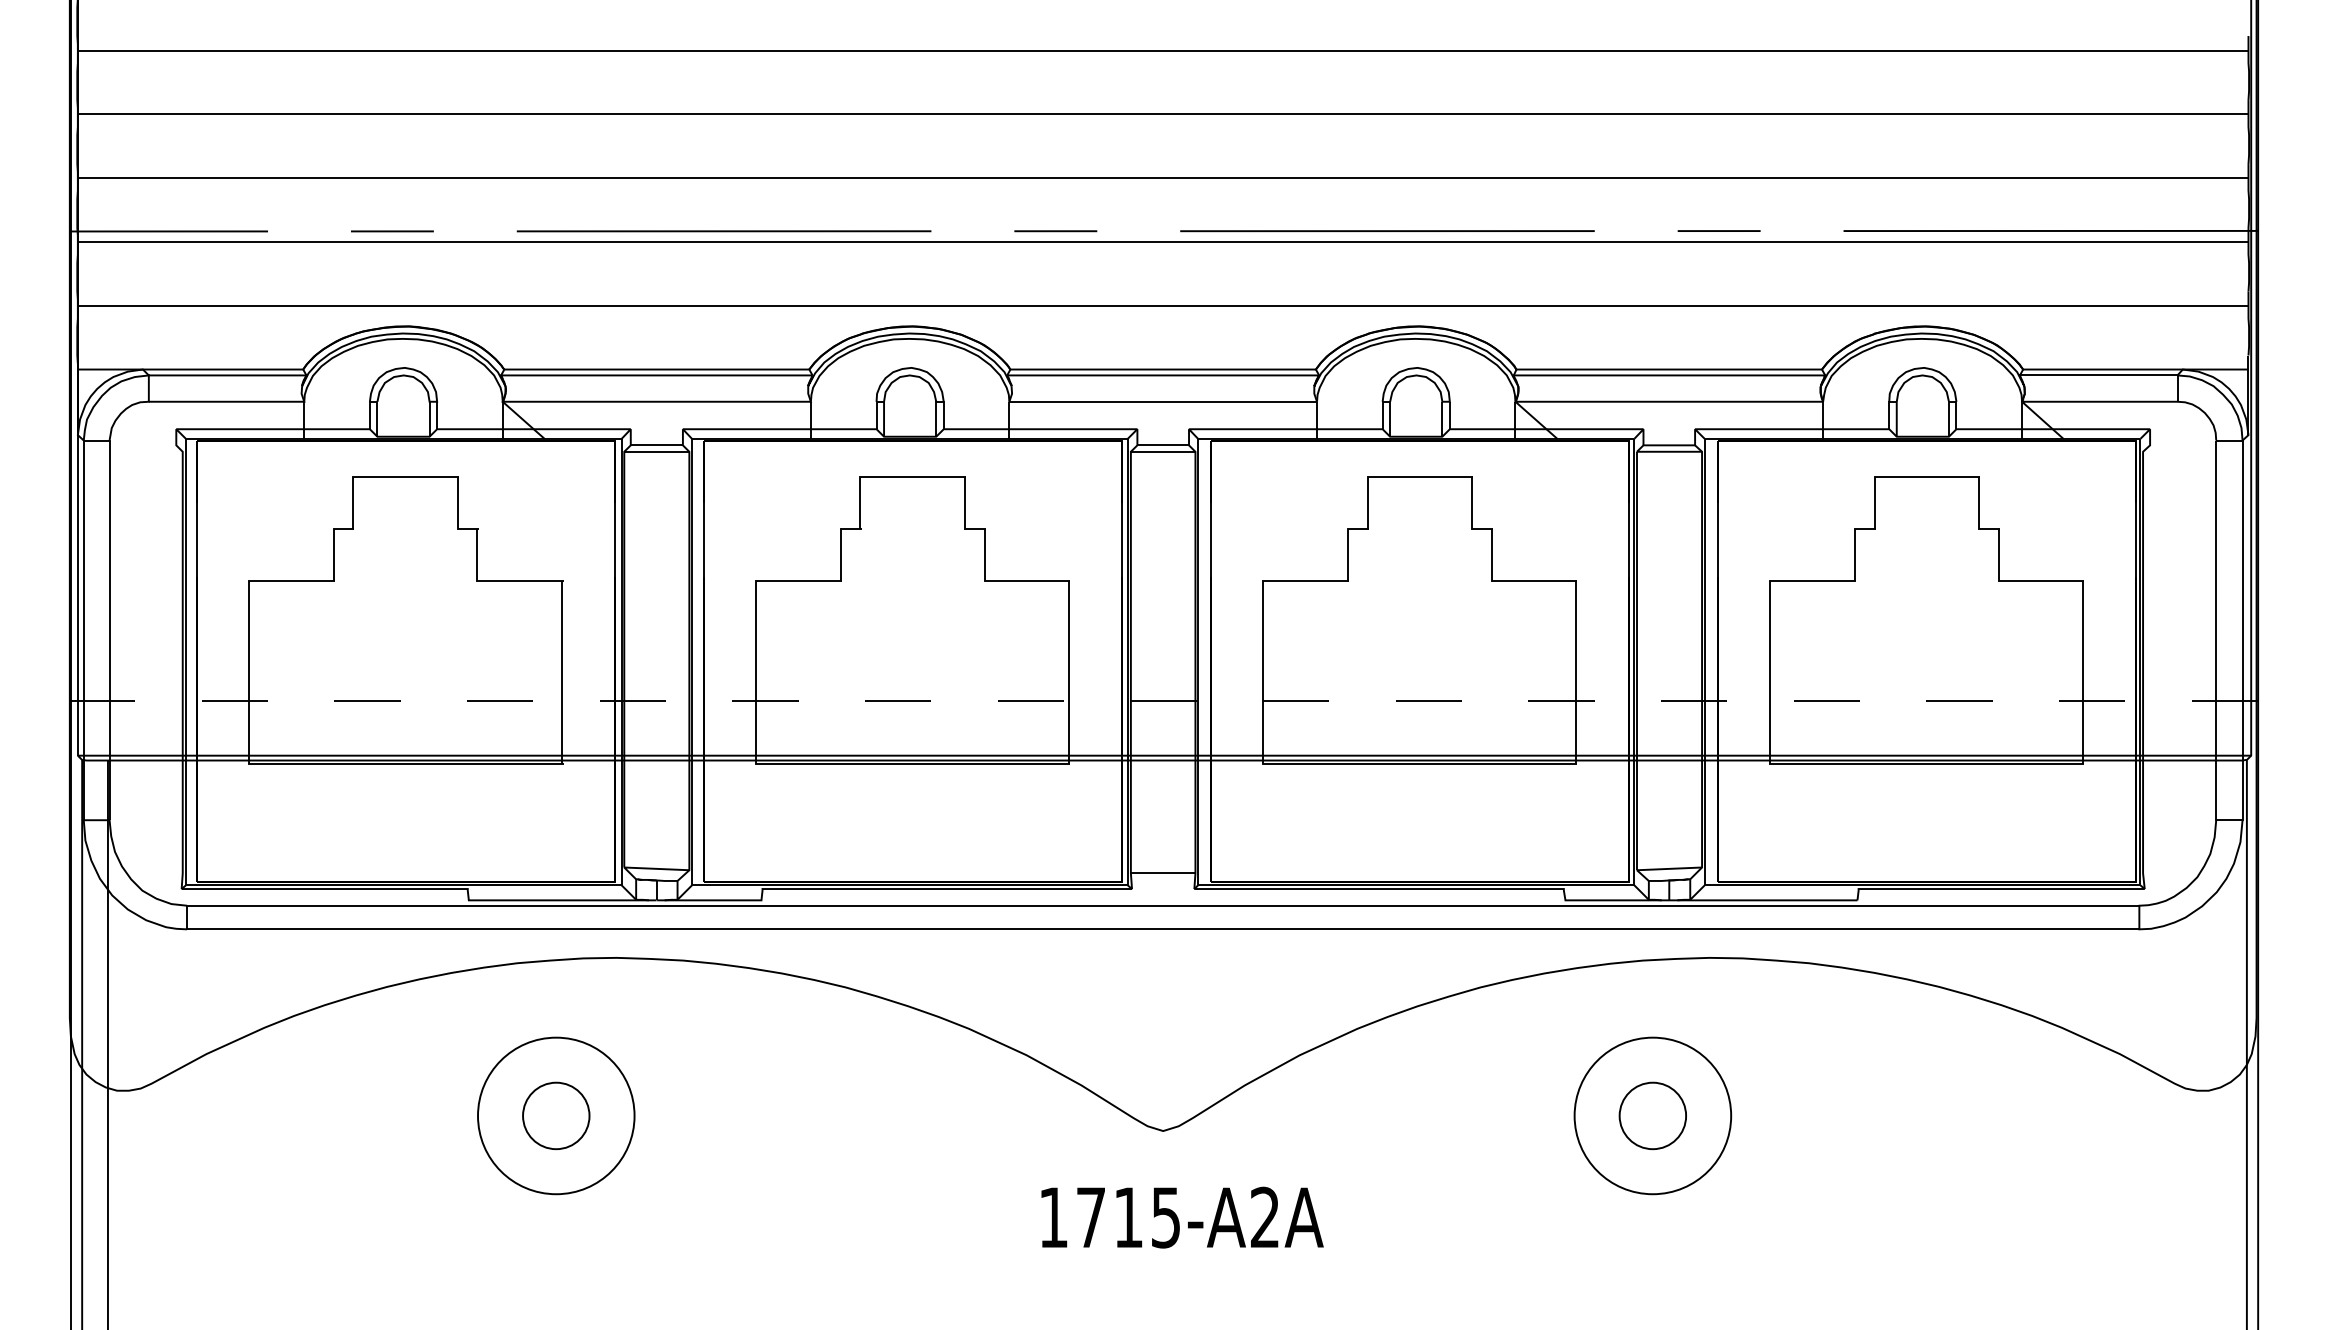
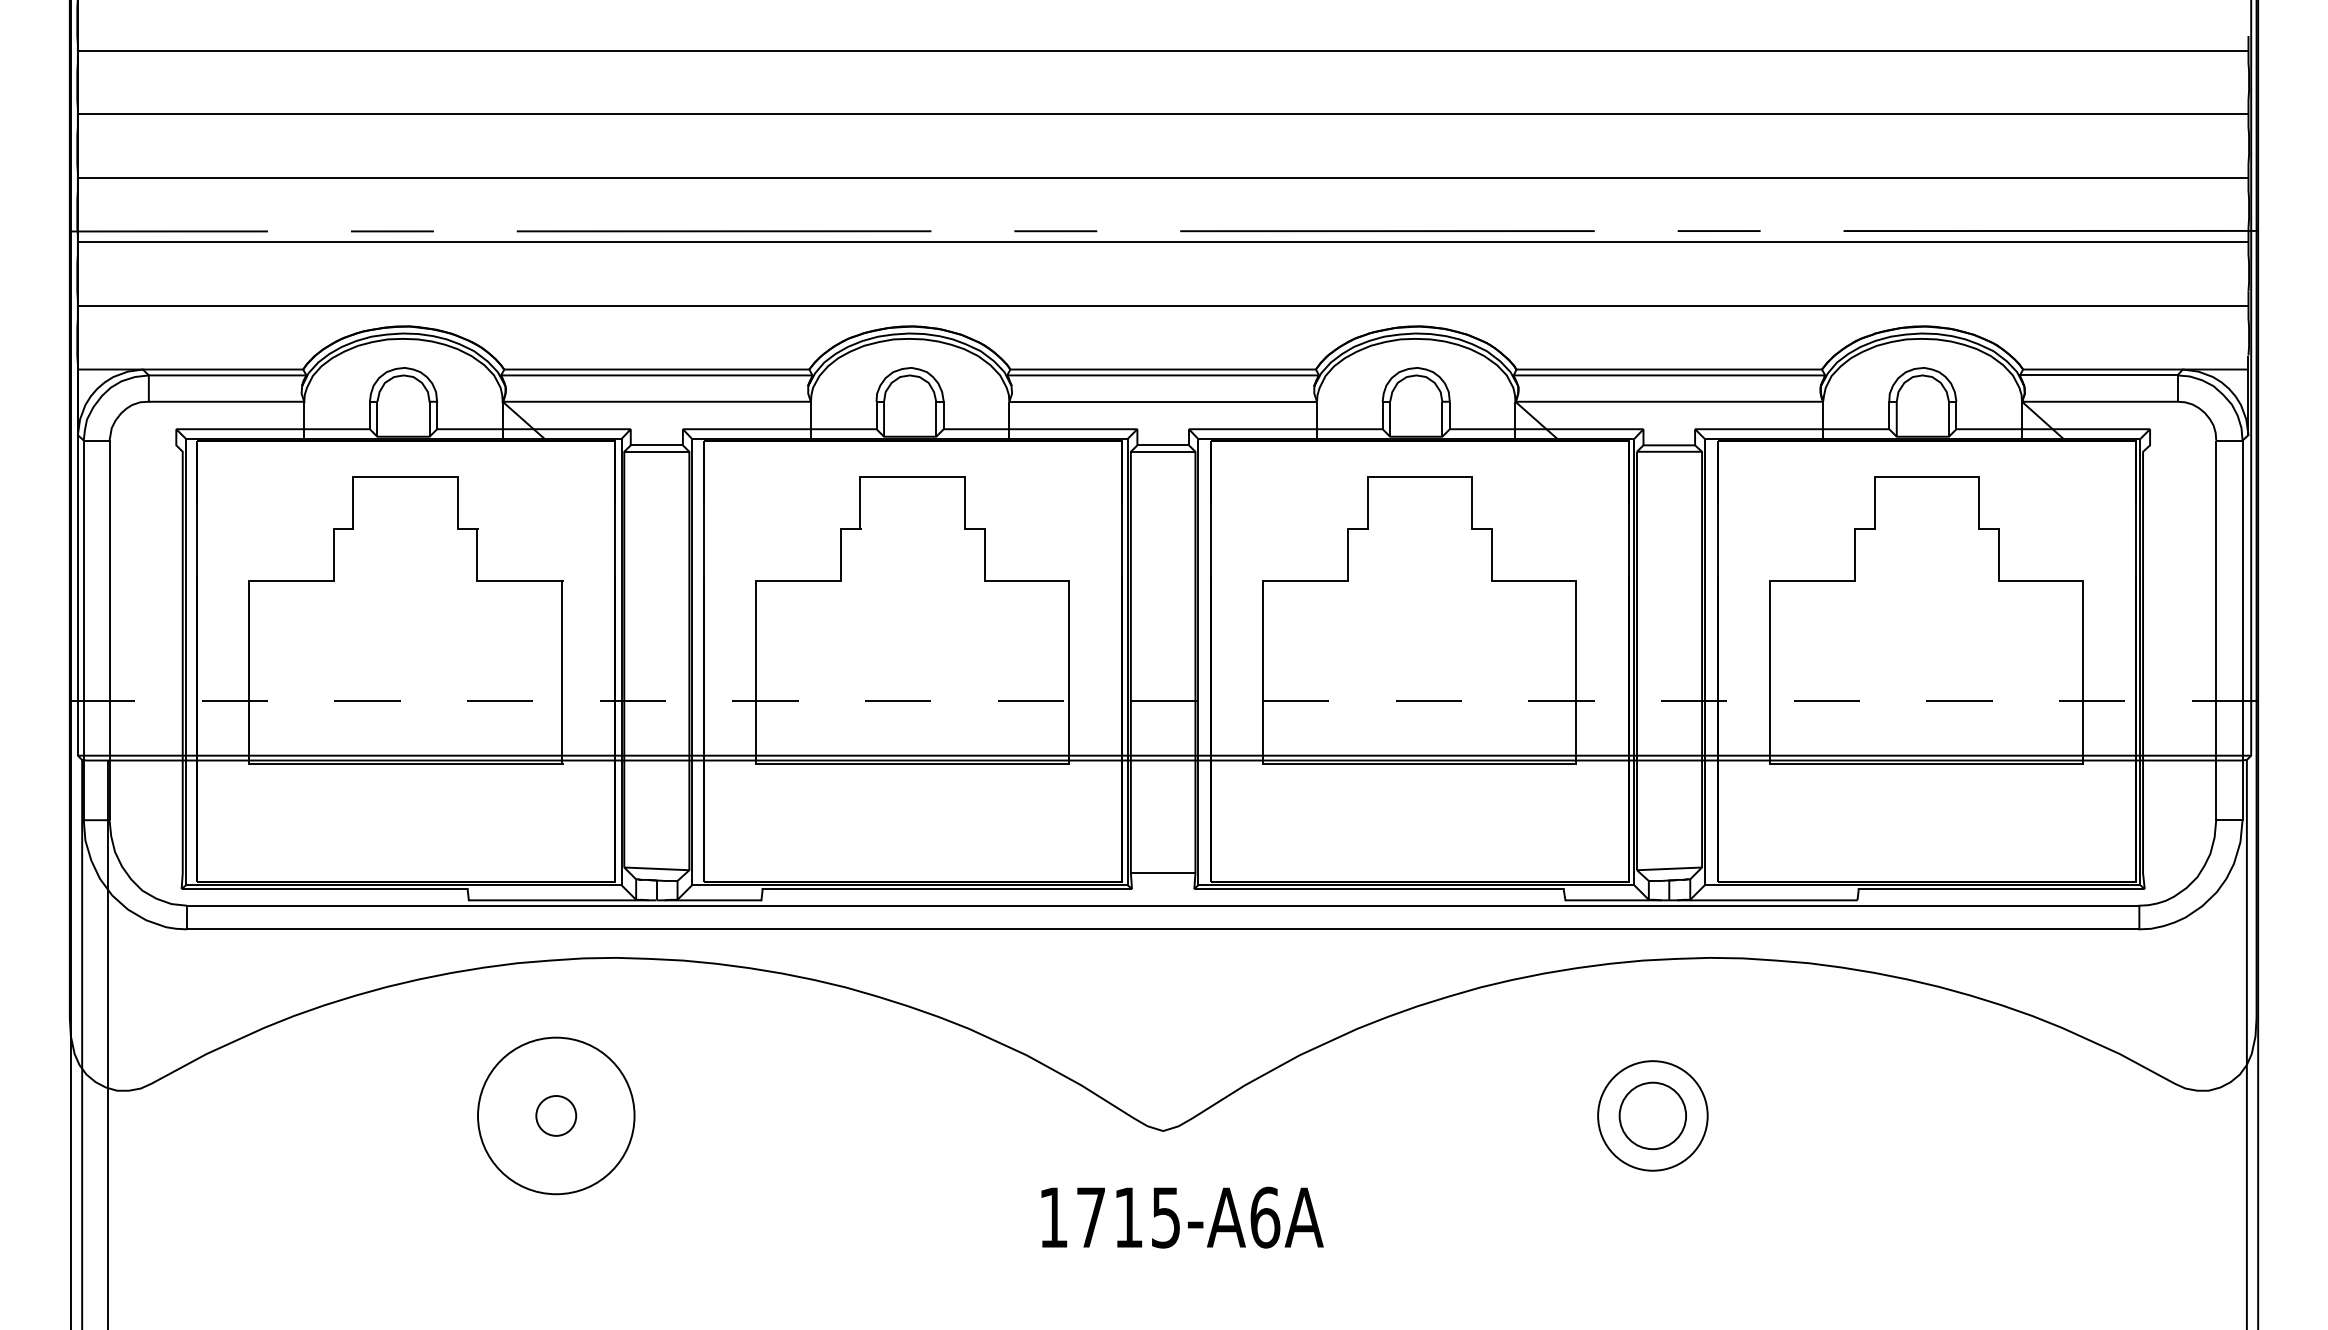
circle diameter: 66 px -> 40 px (556, 1115)
circle diameter: 157 px -> 110 px (1652, 1115)
text: 1715-A2A -> 1715-A6A (1265, 1217)
